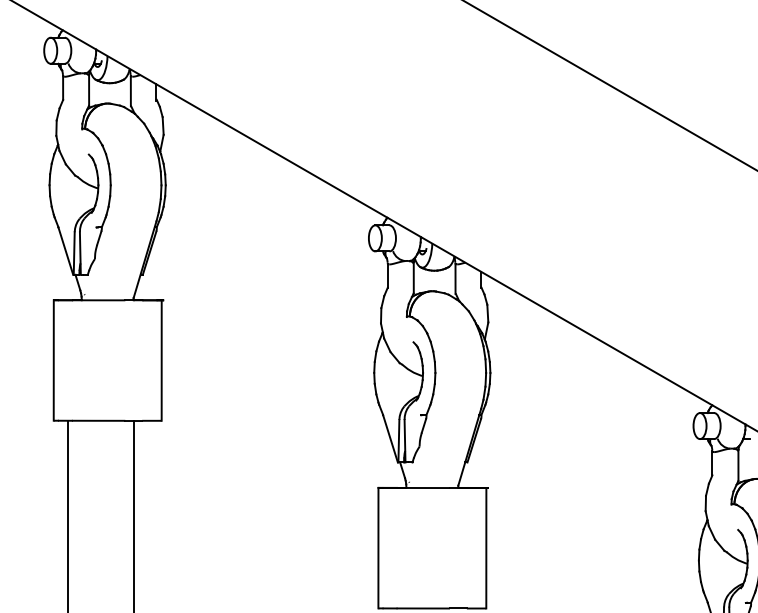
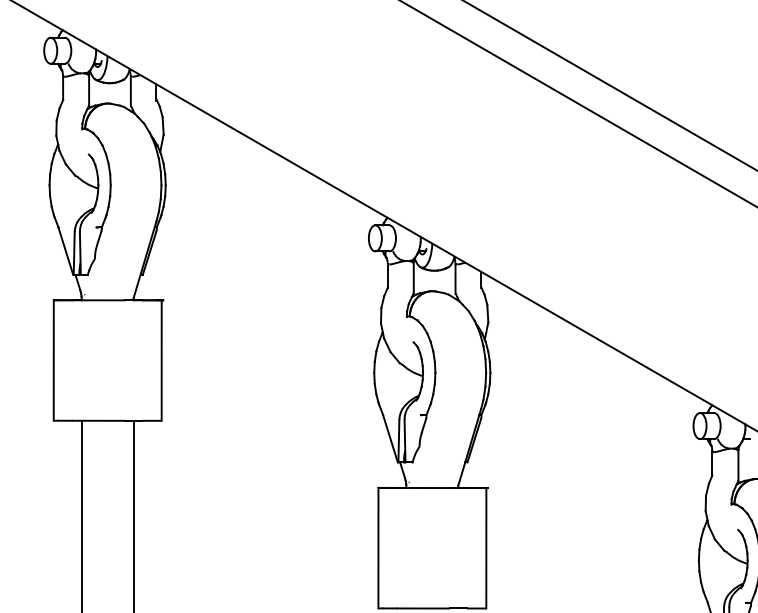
line: none -> present (578, 103)
line position: (67, 514) -> (81, 514) (81, 514)
